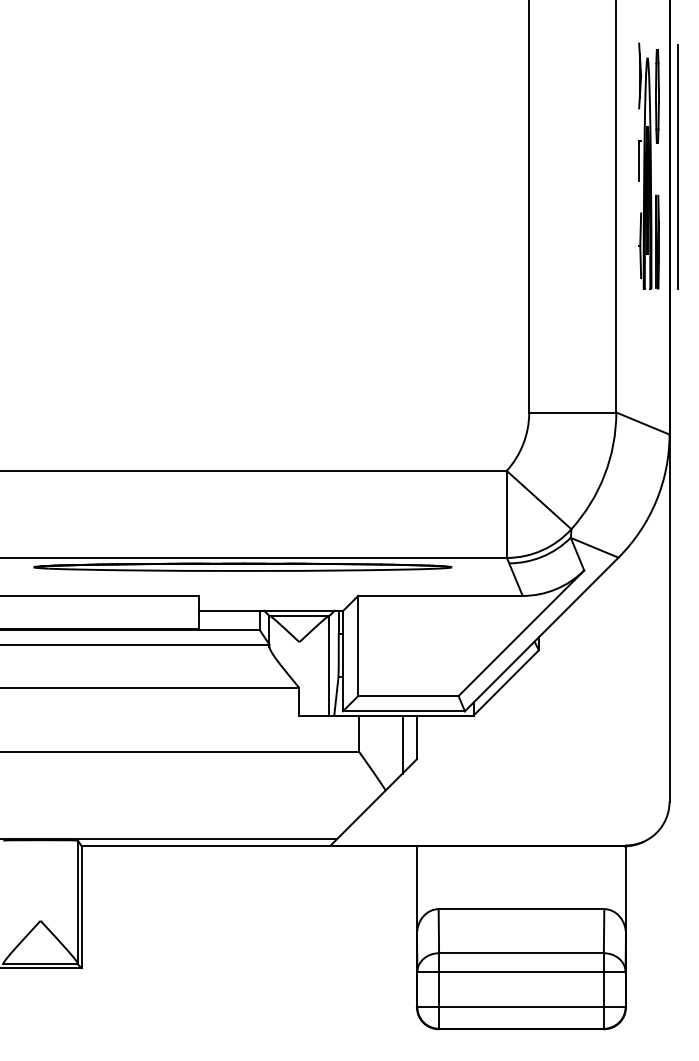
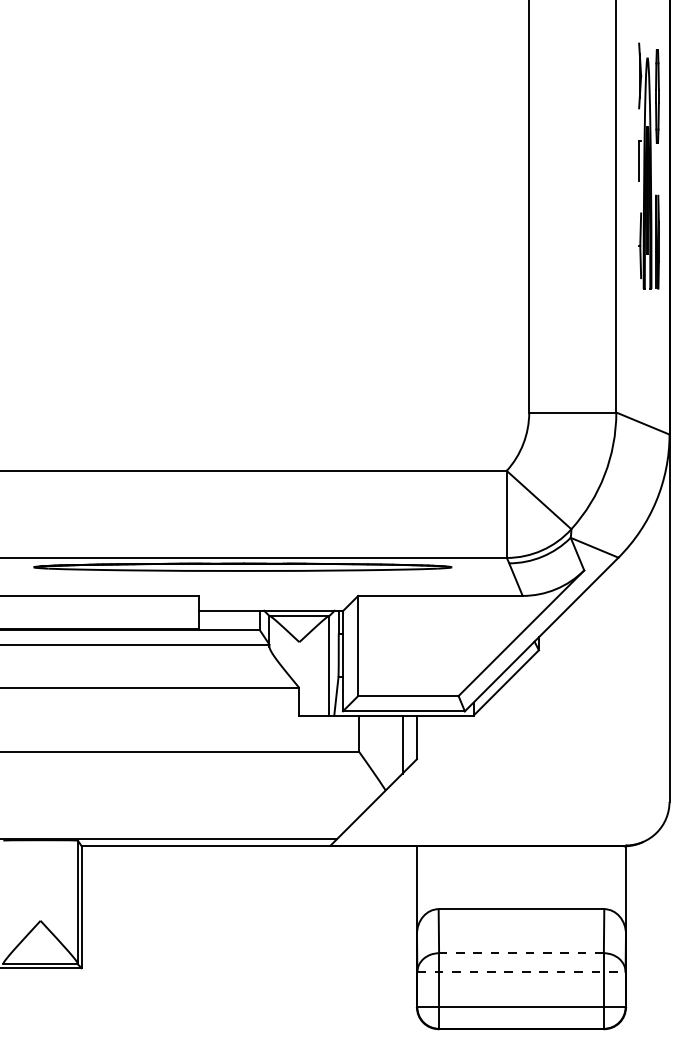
line: present -> none (678, 166)
line: solid -> dashed (520, 953)
line: solid -> dashed (521, 972)
